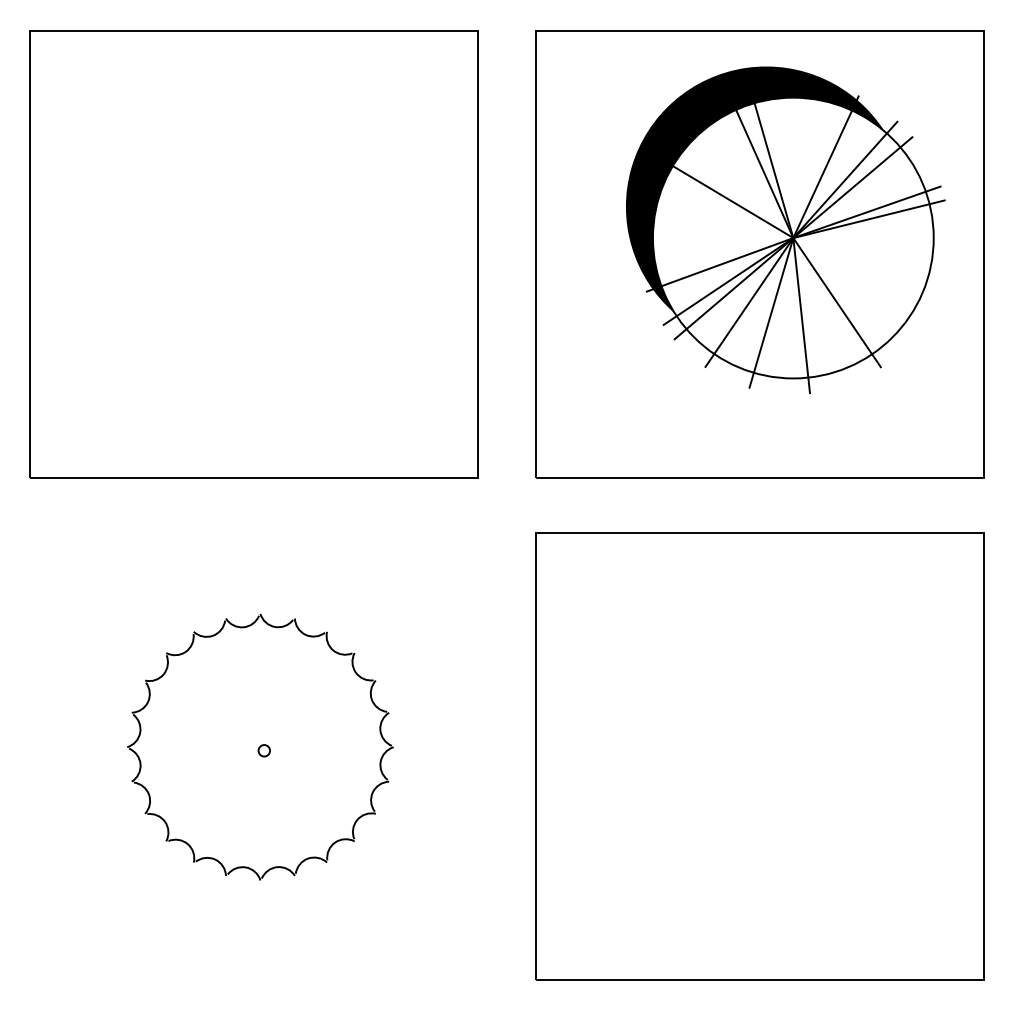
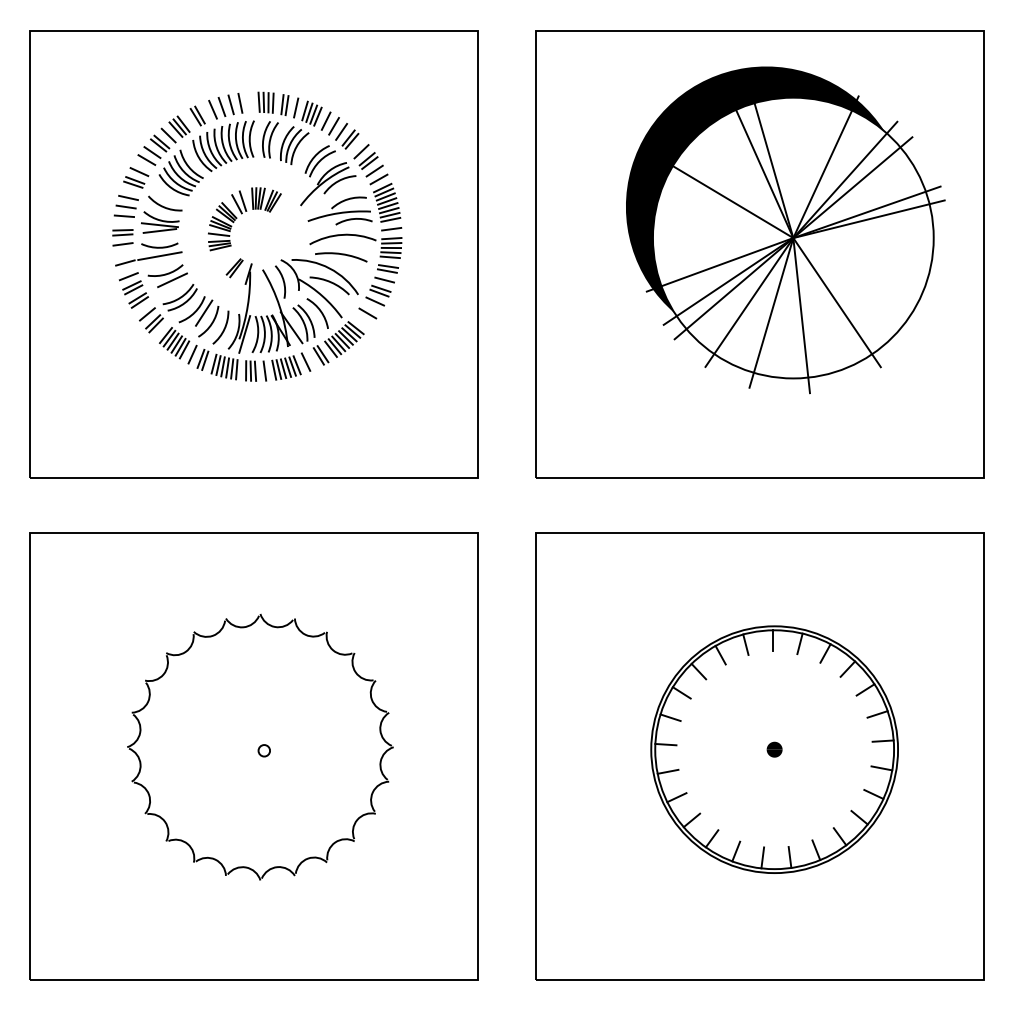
part: none -> present (269, 212)
part: none -> present (774, 749)
part: none -> present (253, 756)
